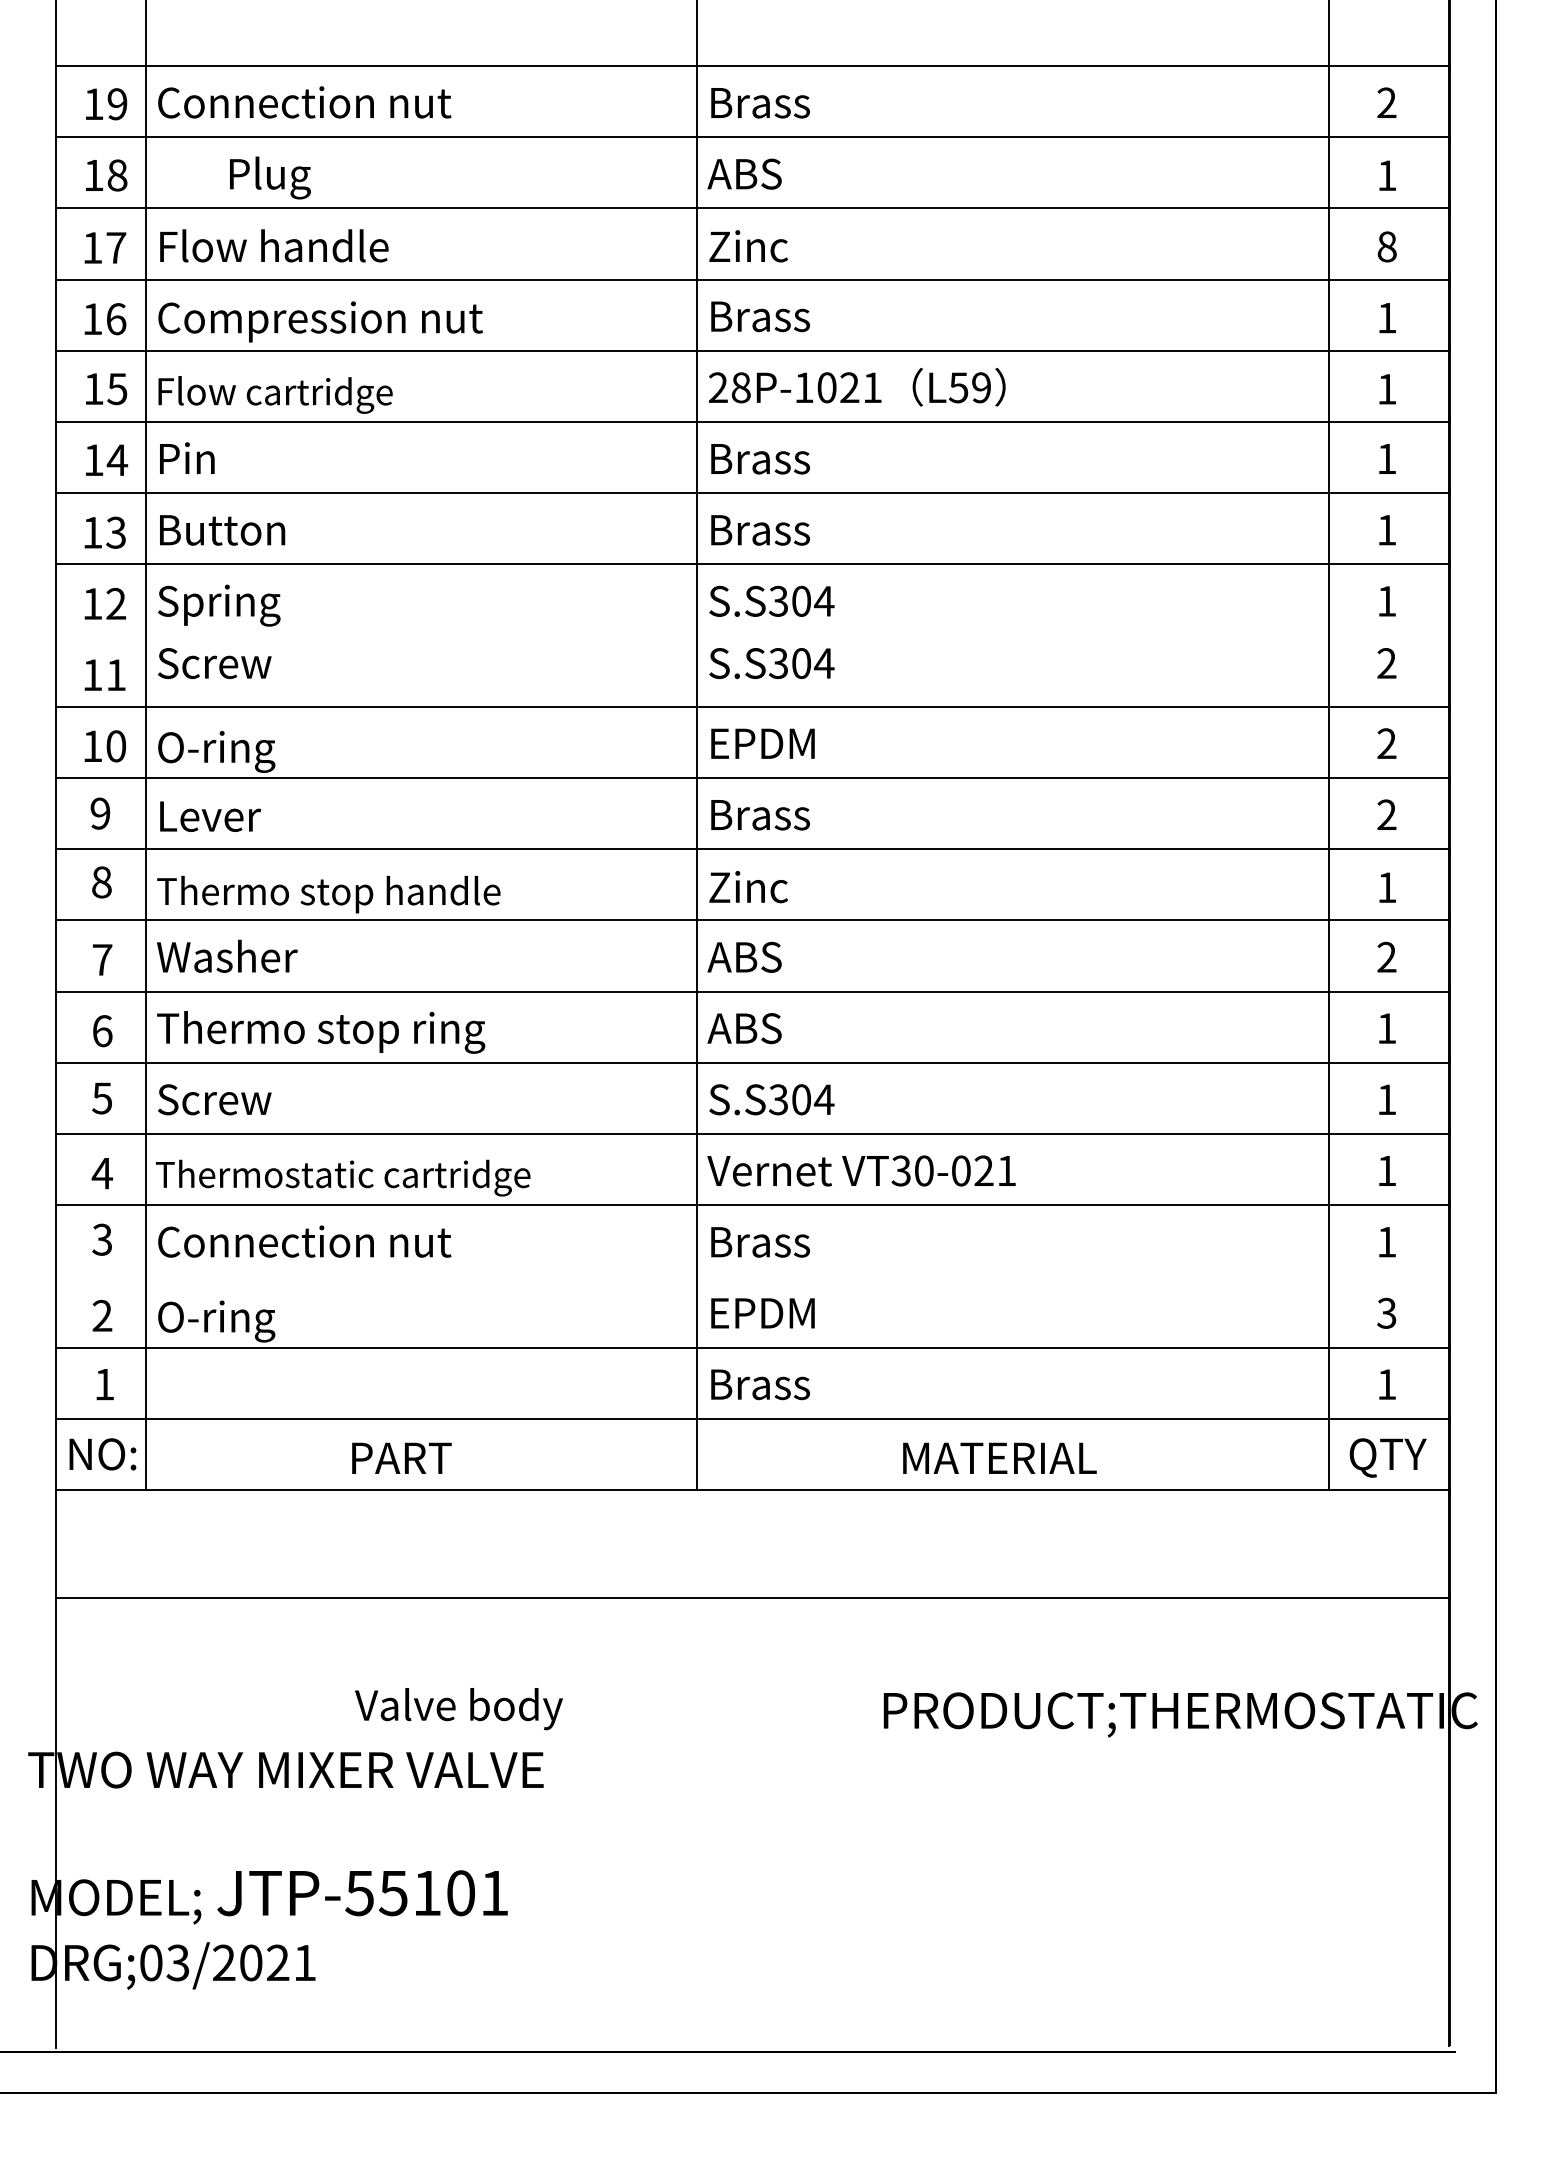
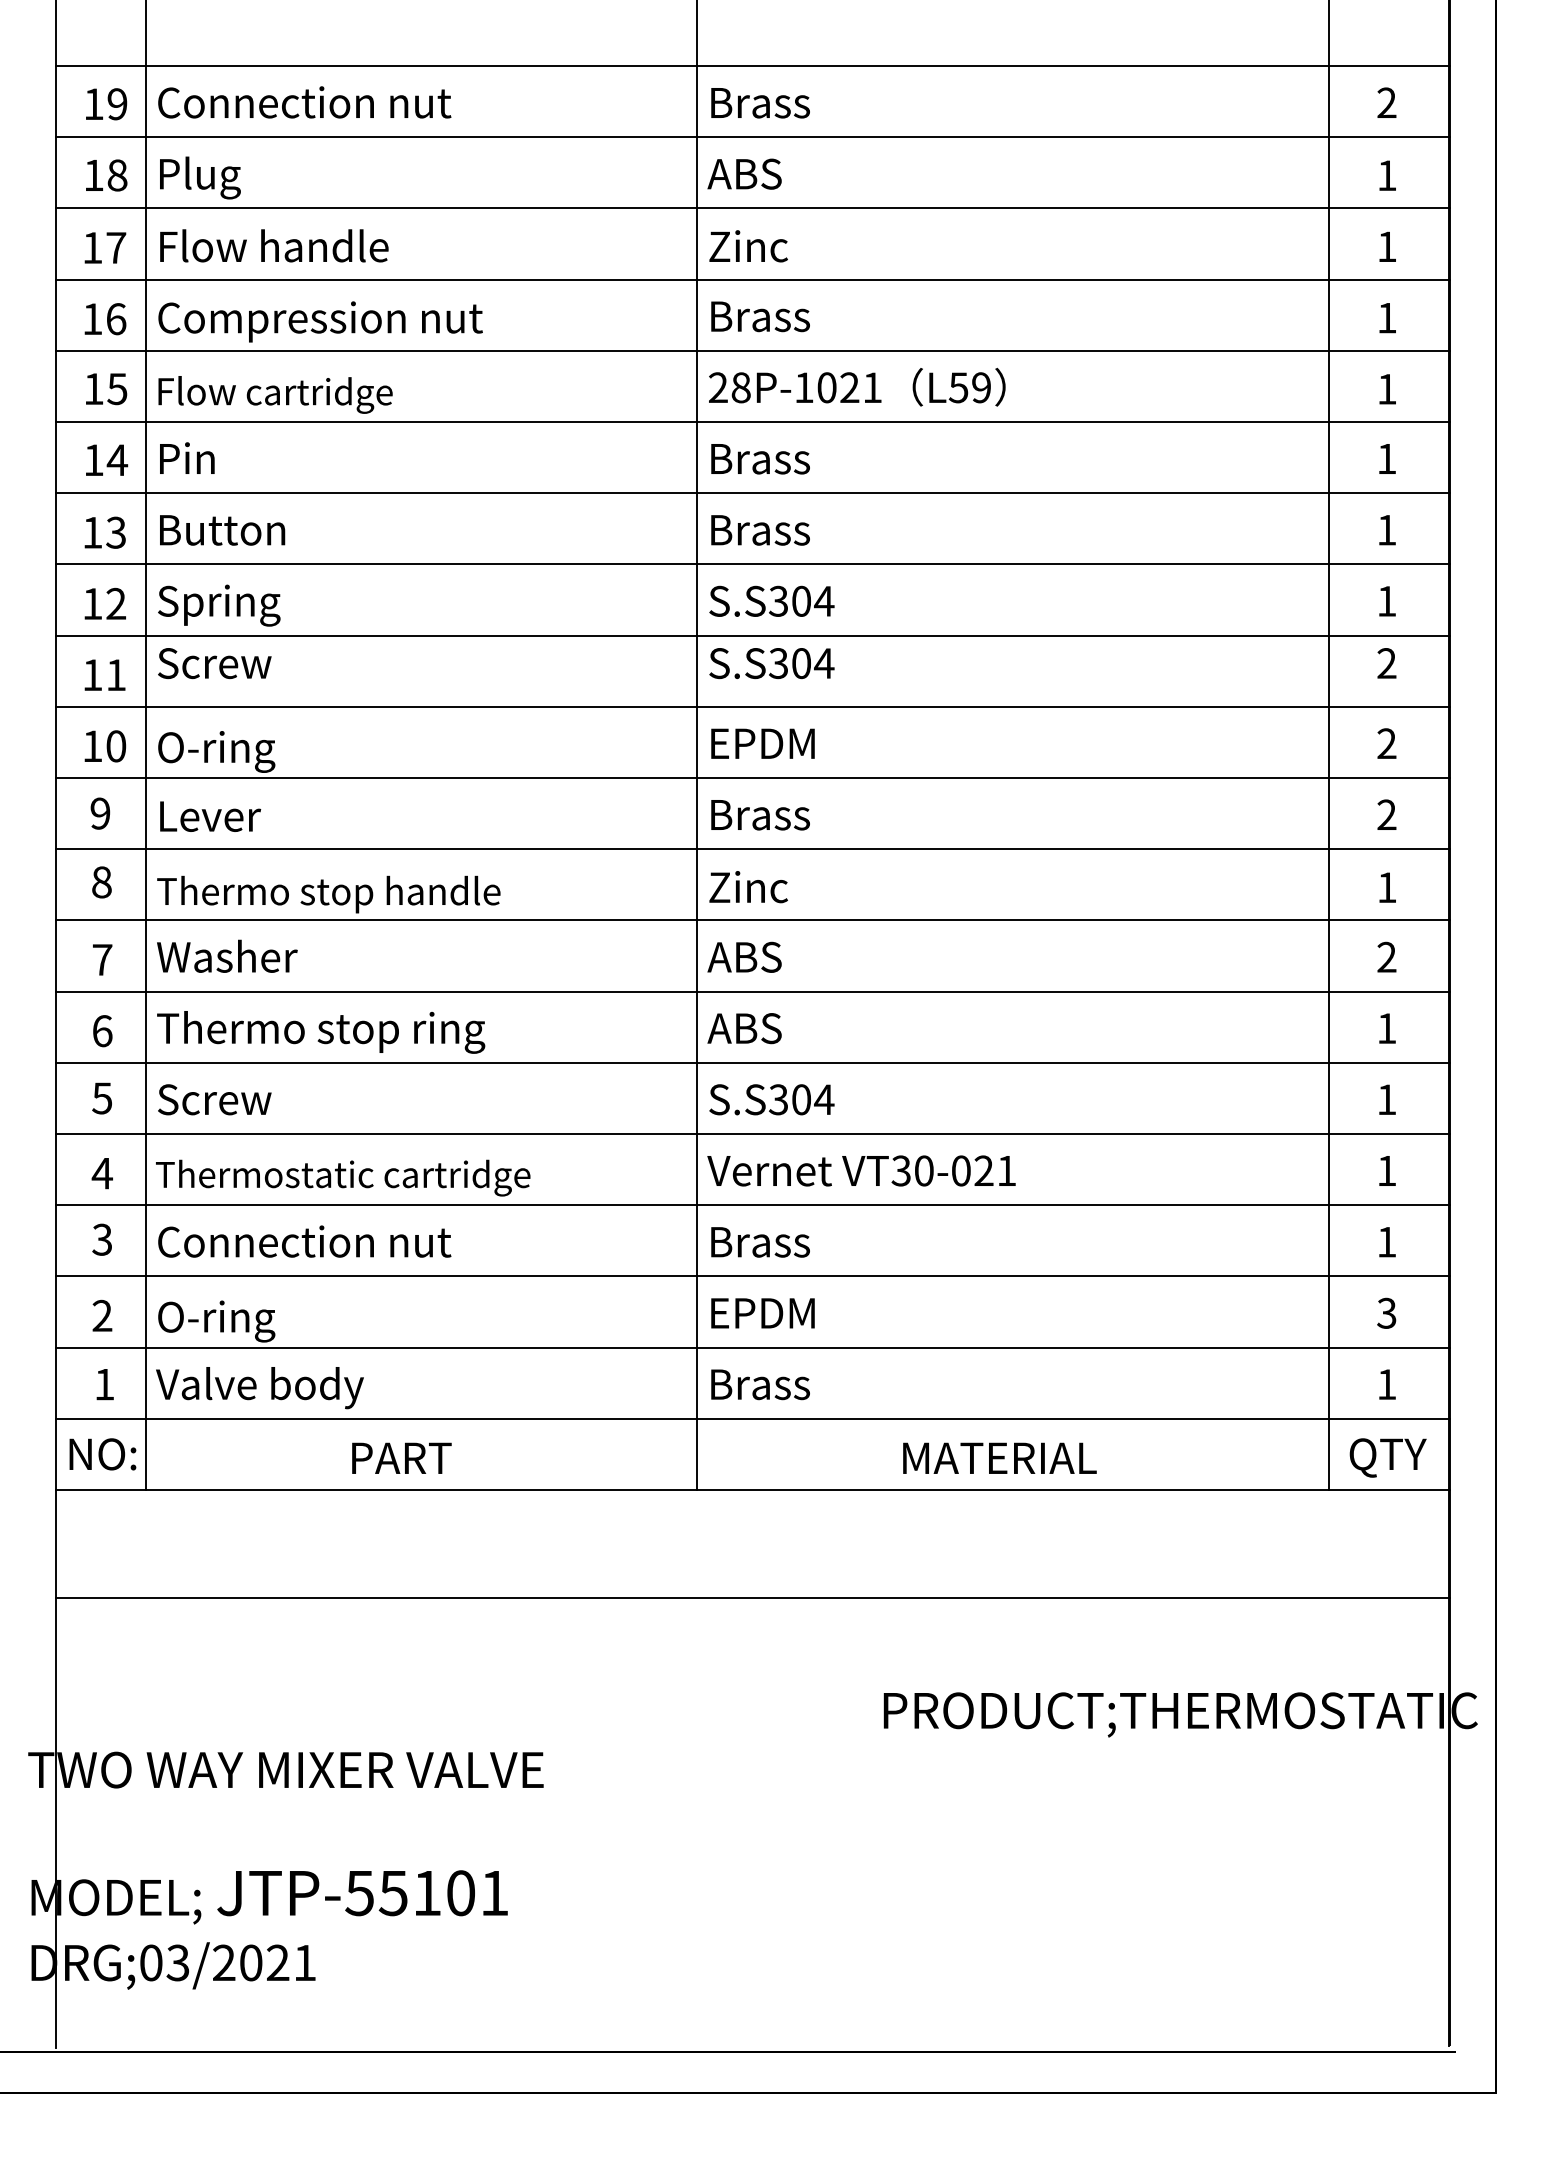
text position: (270, 177) -> (200, 177) (200, 177)
text: 8 -> 1 (1386, 246)
line: none -> present (752, 635)
line: none -> present (752, 1276)
text position: (458, 1709) -> (259, 1388) (259, 1388)
